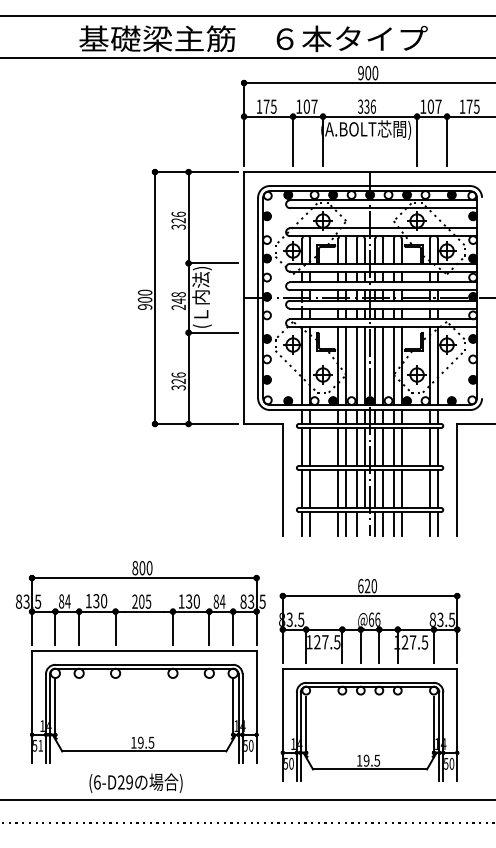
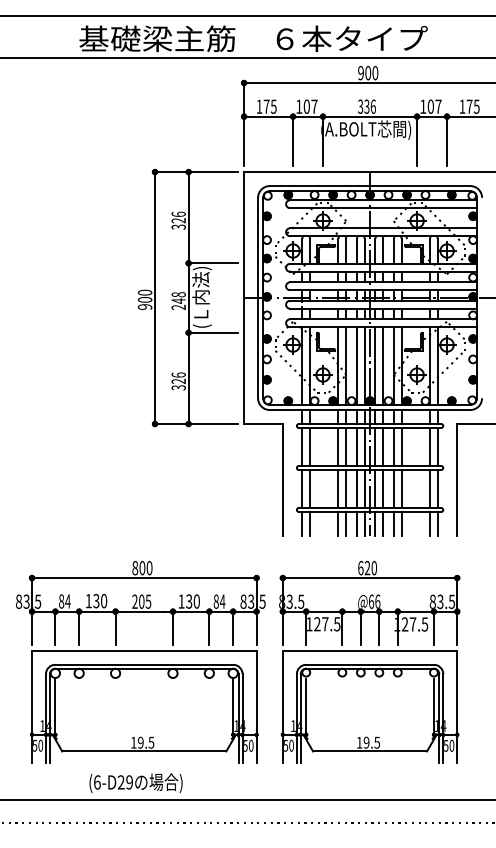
line: none -> present (364, 523)
part position: (369, 680) -> (369, 662) (369, 662)
text: 51 -> 50 (40, 745)
